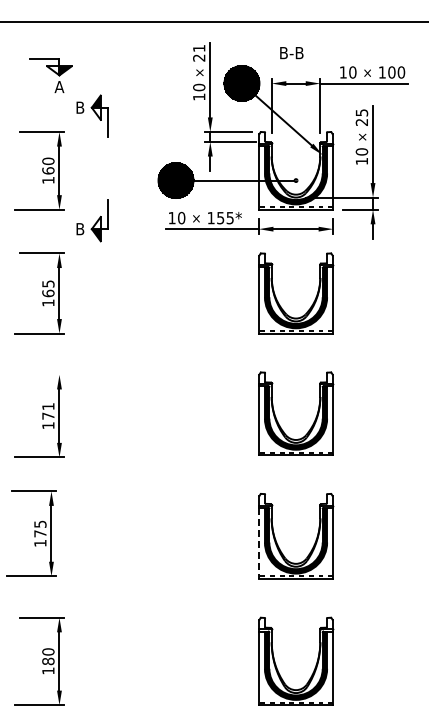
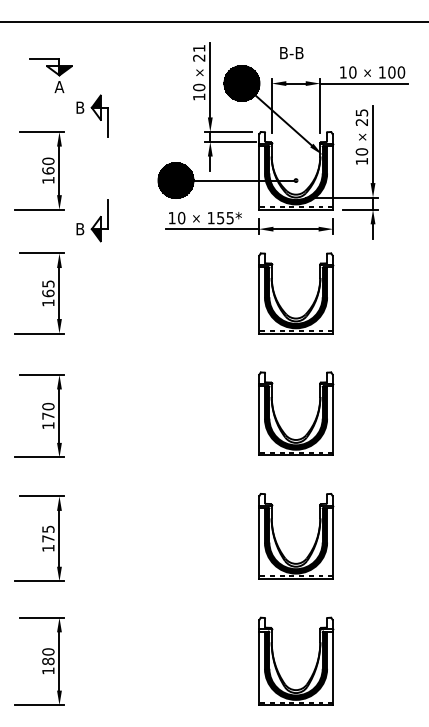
line: none -> present (42, 374)
text: 171 -> 170 (48, 406)
part position: (31, 533) -> (39, 538) (39, 538)
line: dashed -> solid (258, 543)
